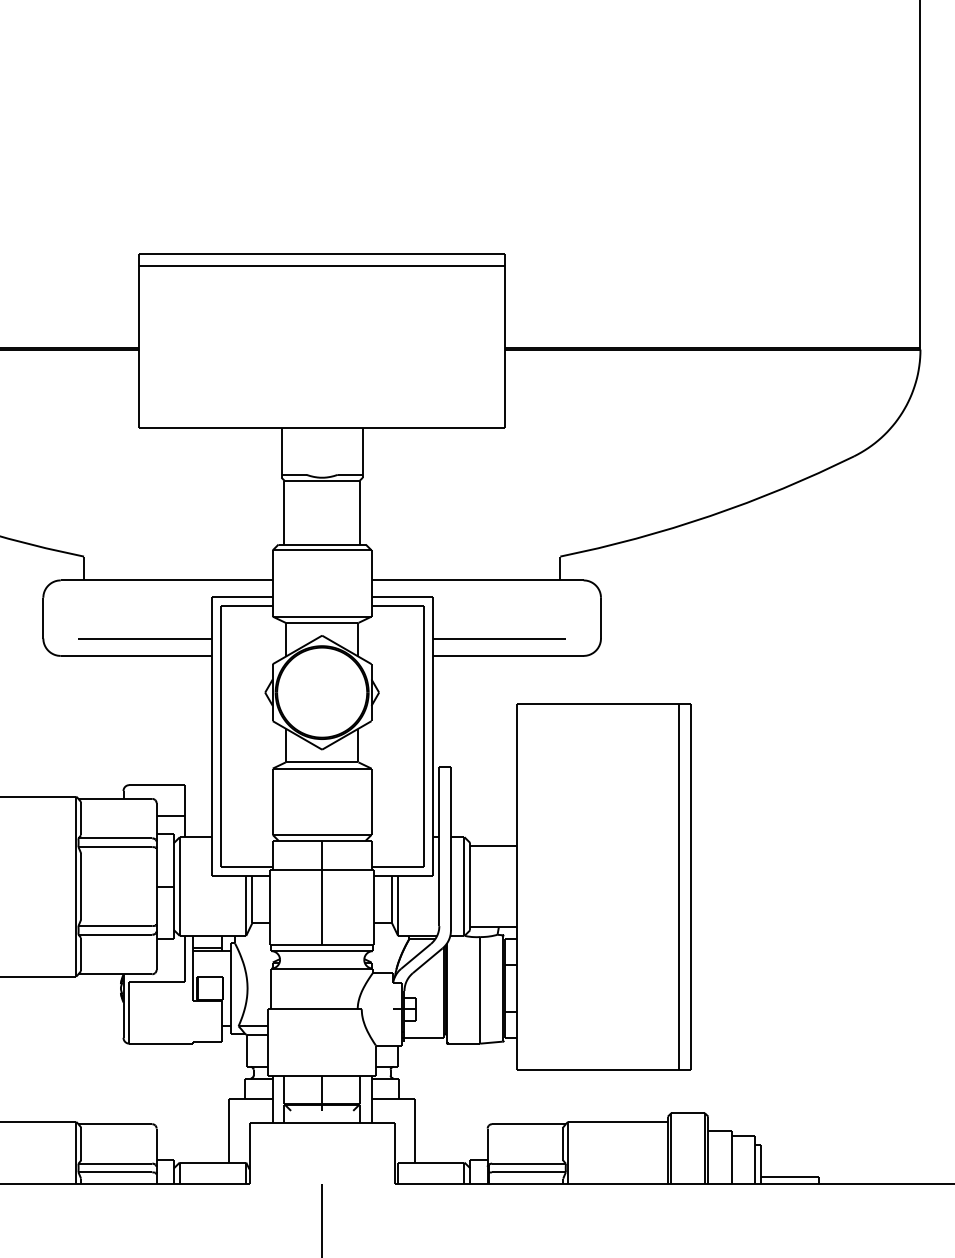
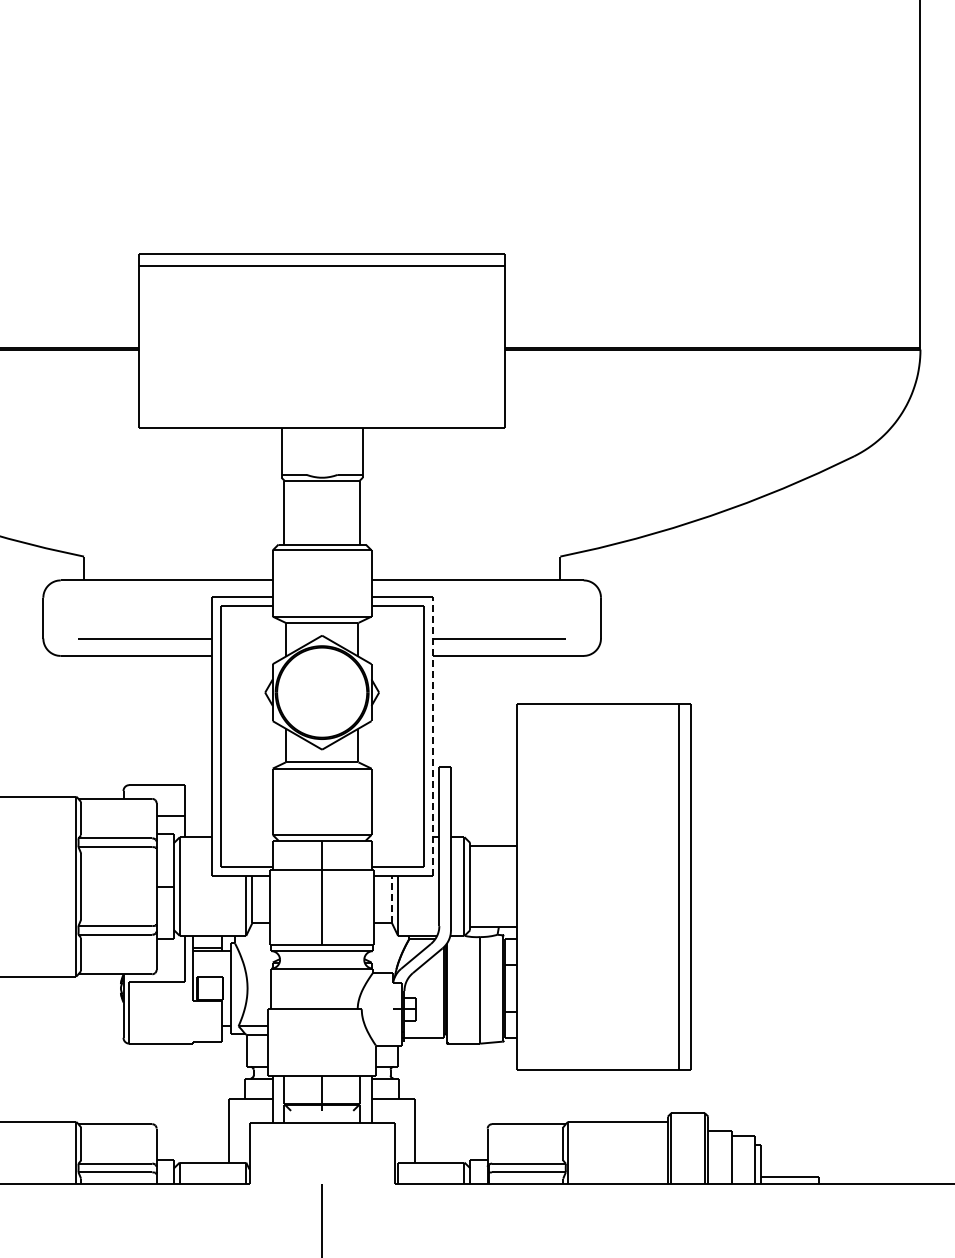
line: solid -> dashed (432, 735)
line: solid -> dashed (391, 899)
